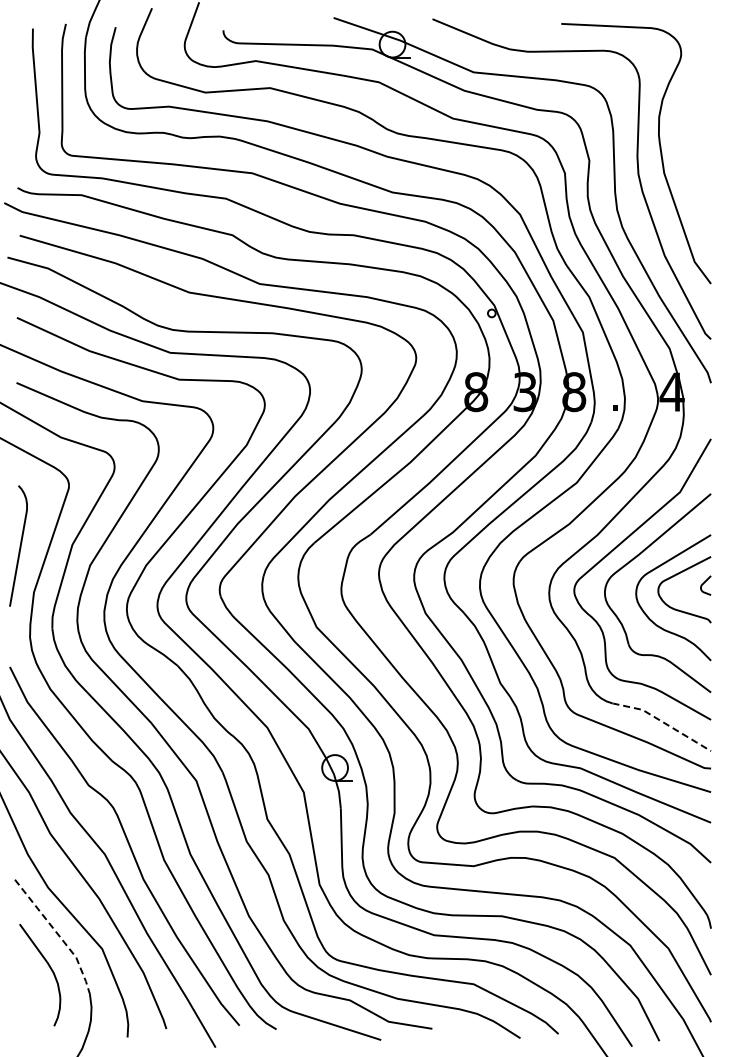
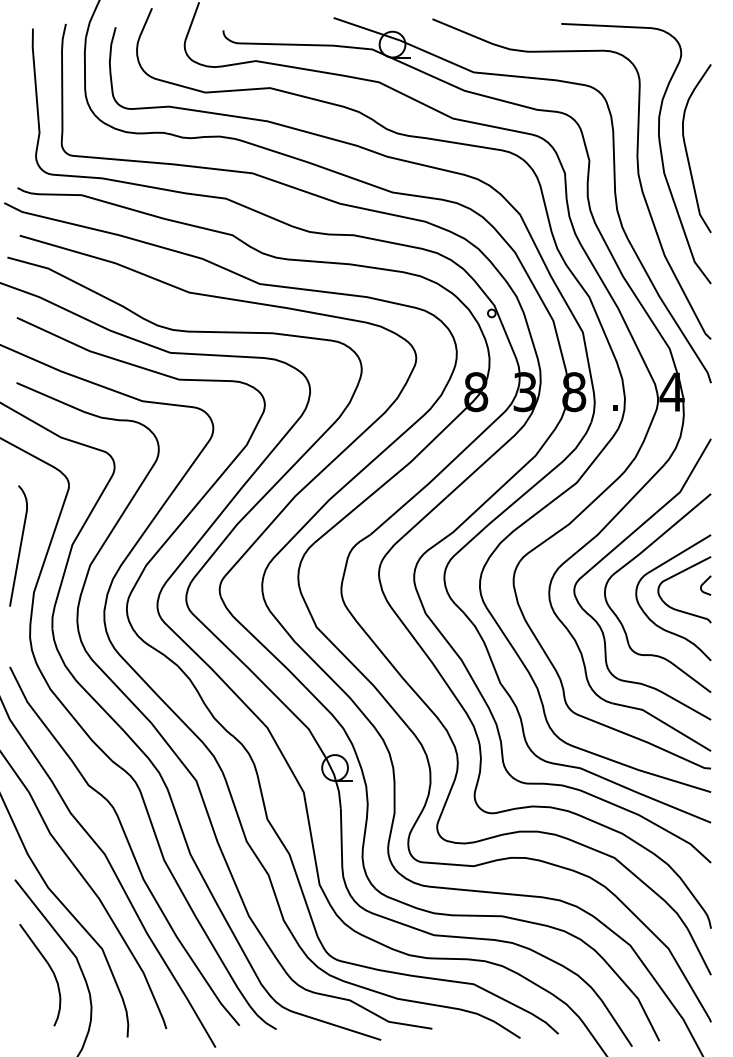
curve: none -> present (687, 151)
line: dashed -> solid (663, 722)
line: dashed -> solid (58, 934)
